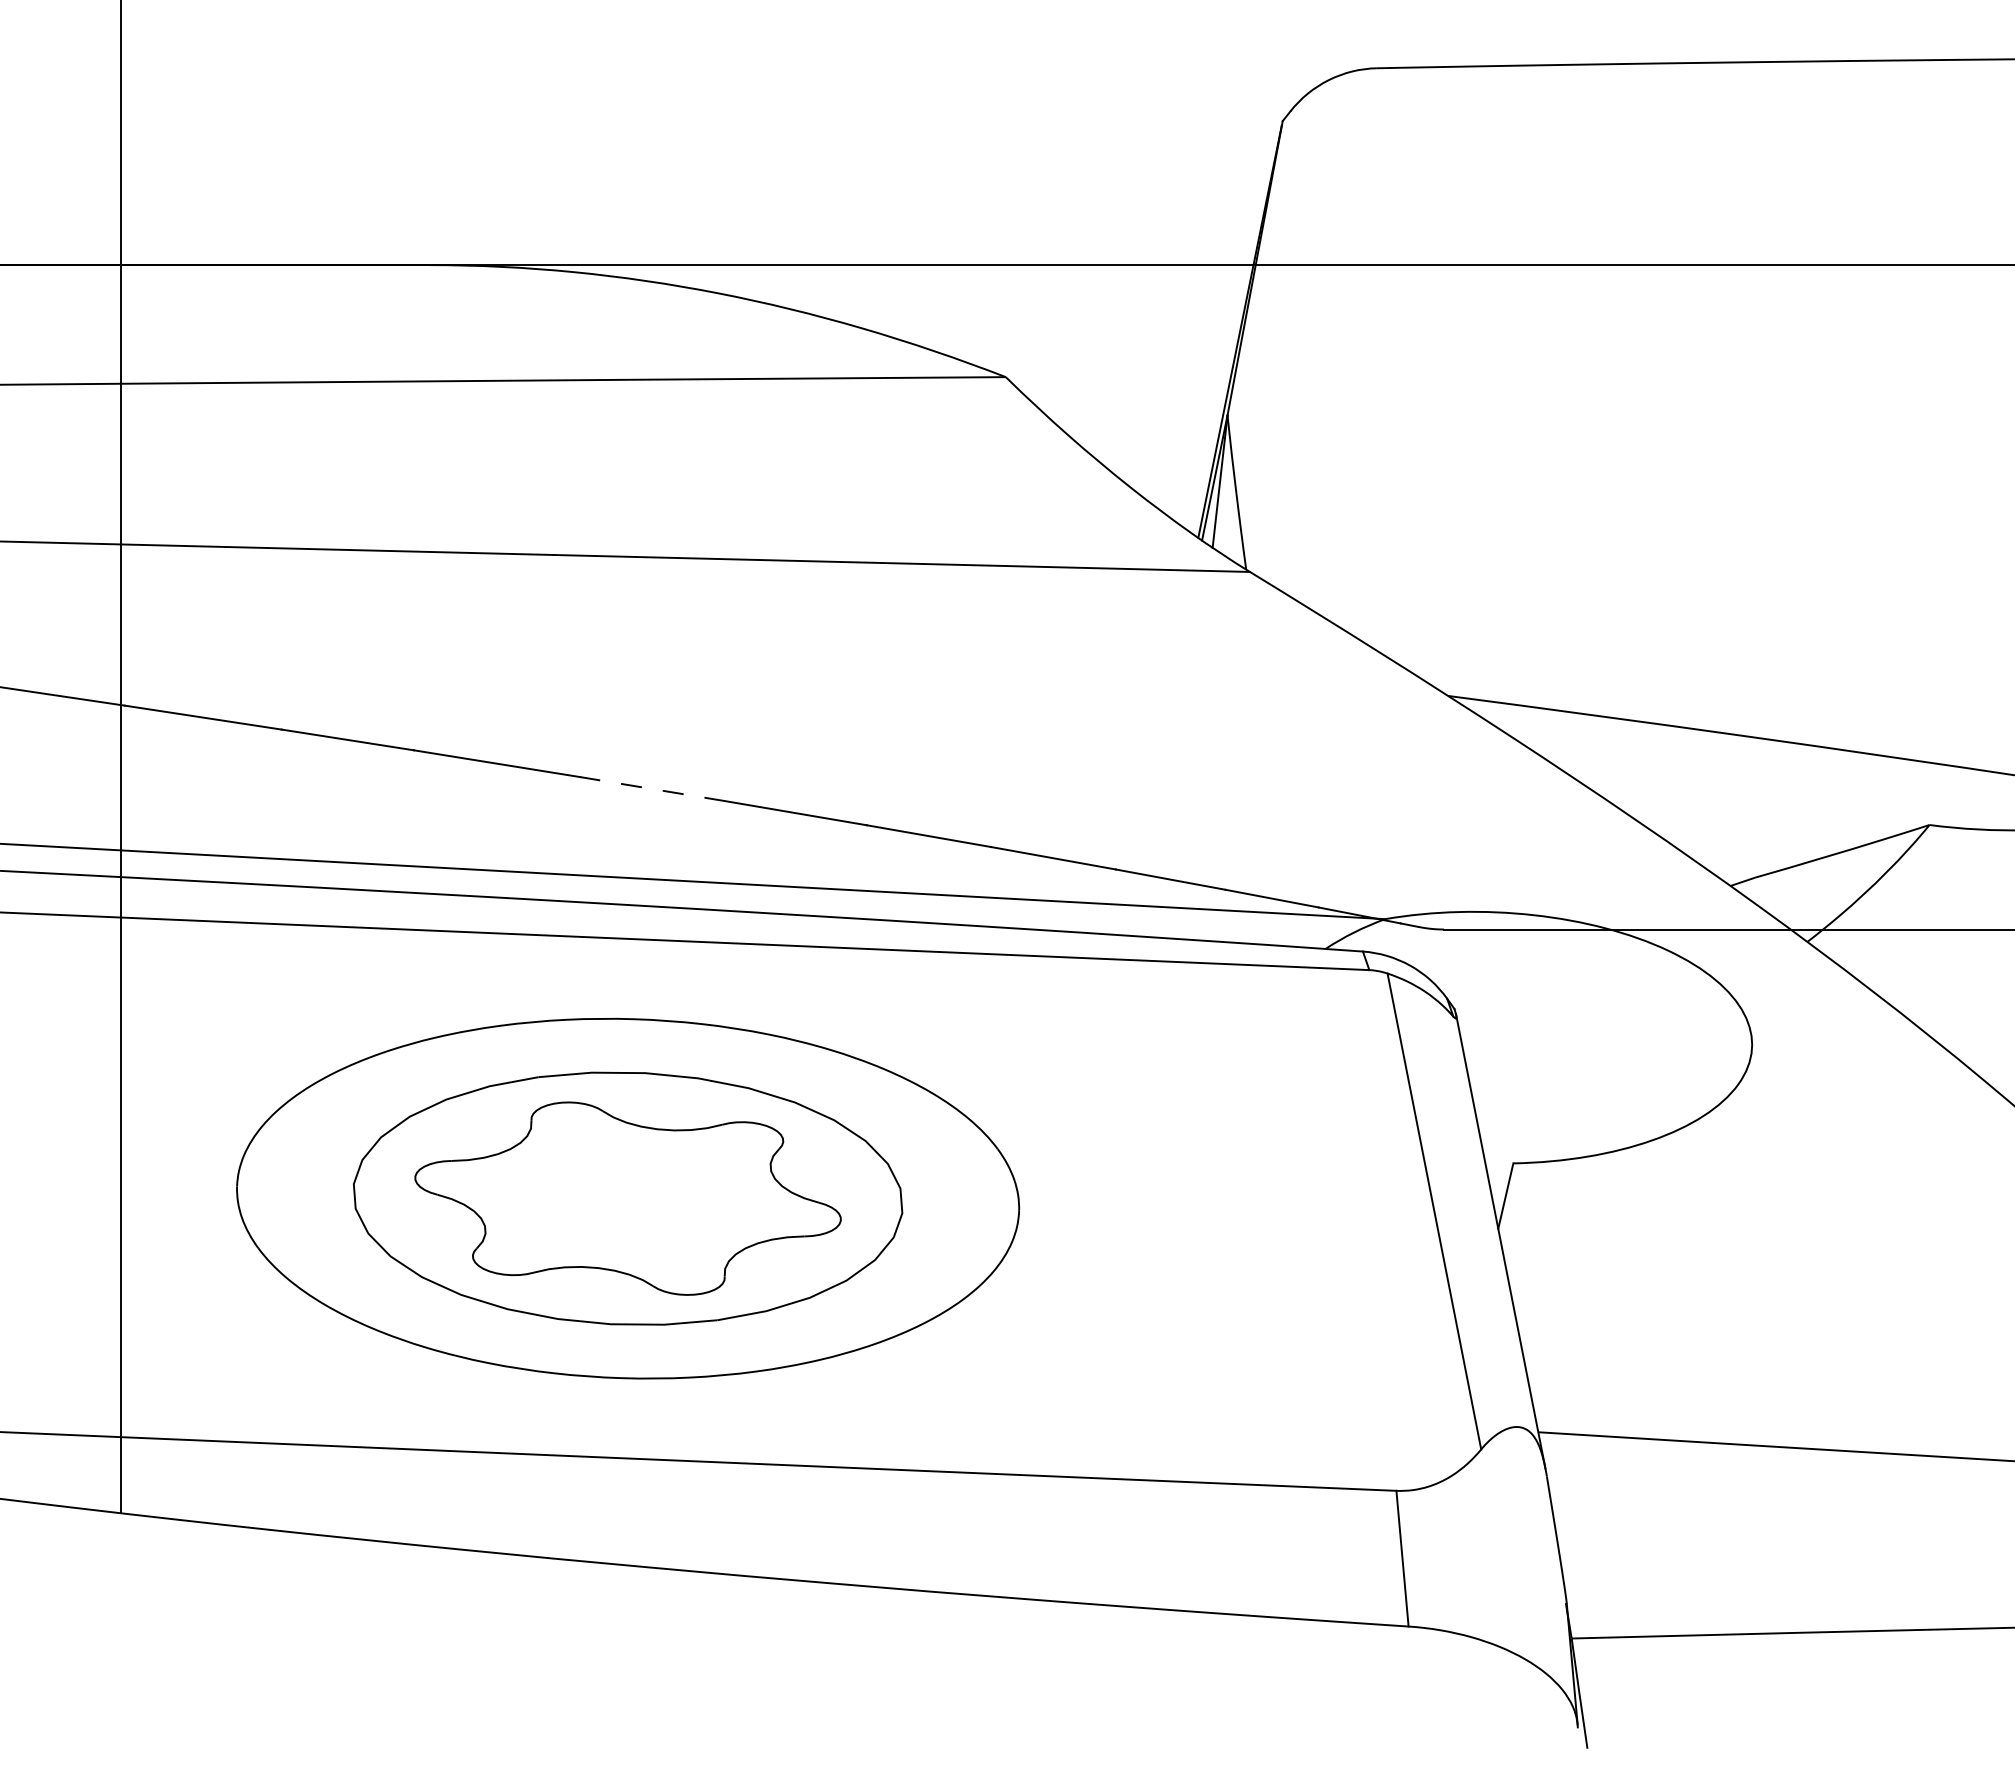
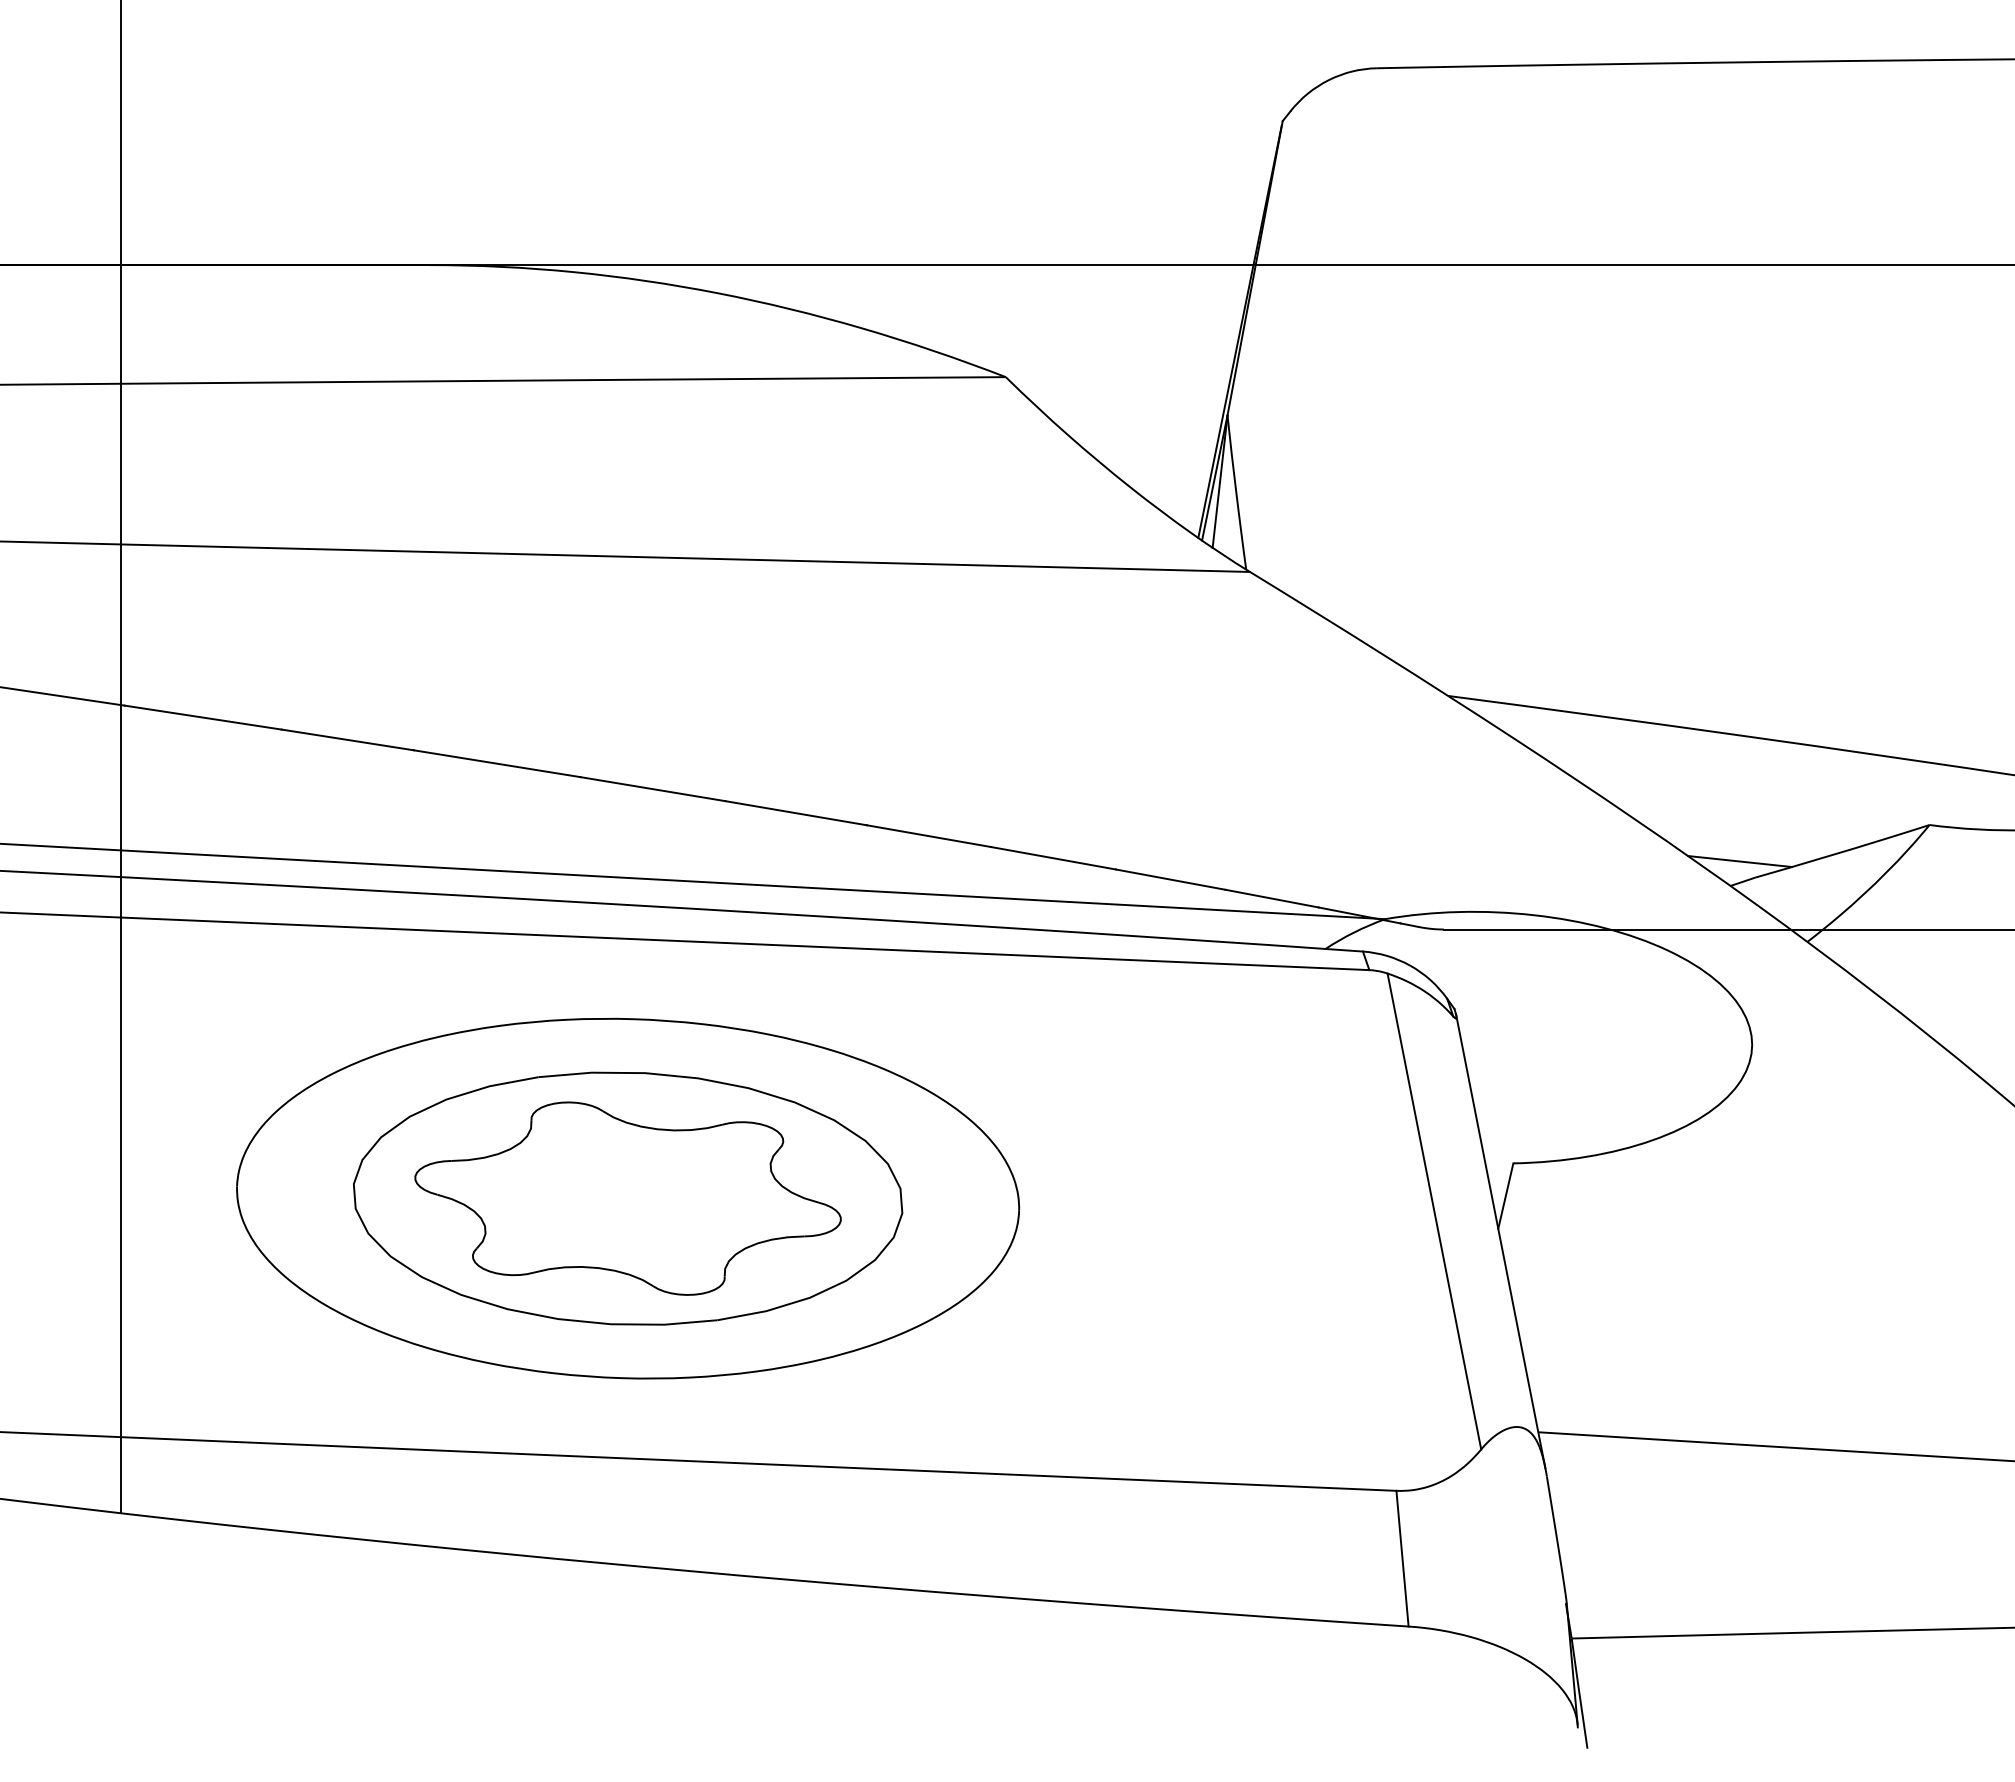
line: dashed -> solid (652, 789)
line: none -> present (1739, 861)
